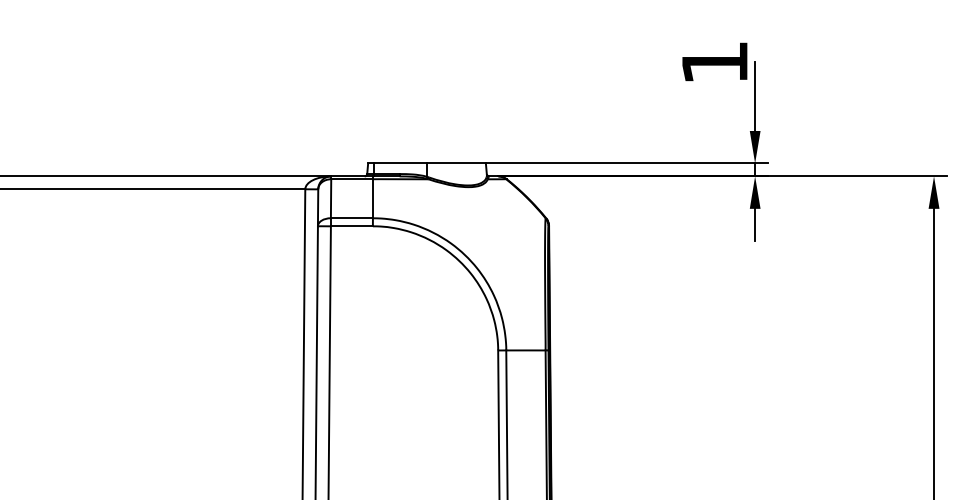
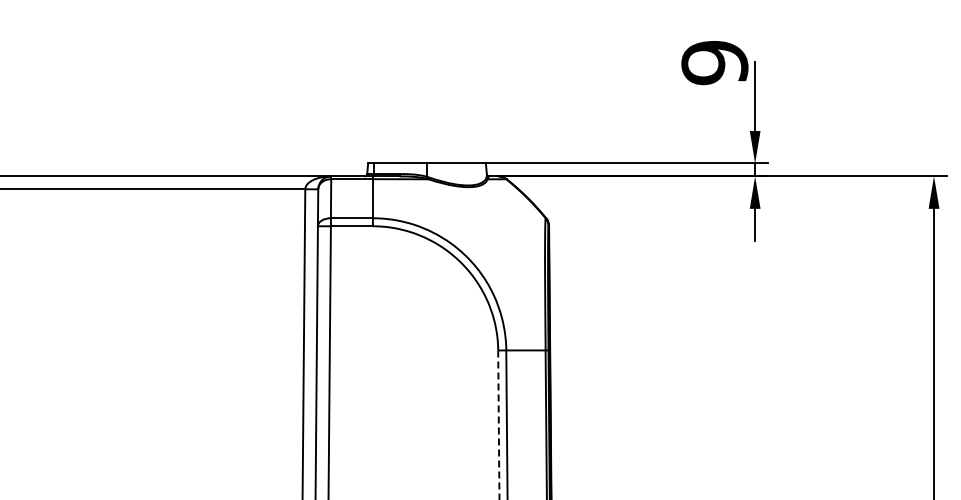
text: 1 -> 9 (714, 63)
line: solid -> dashed (498, 425)
